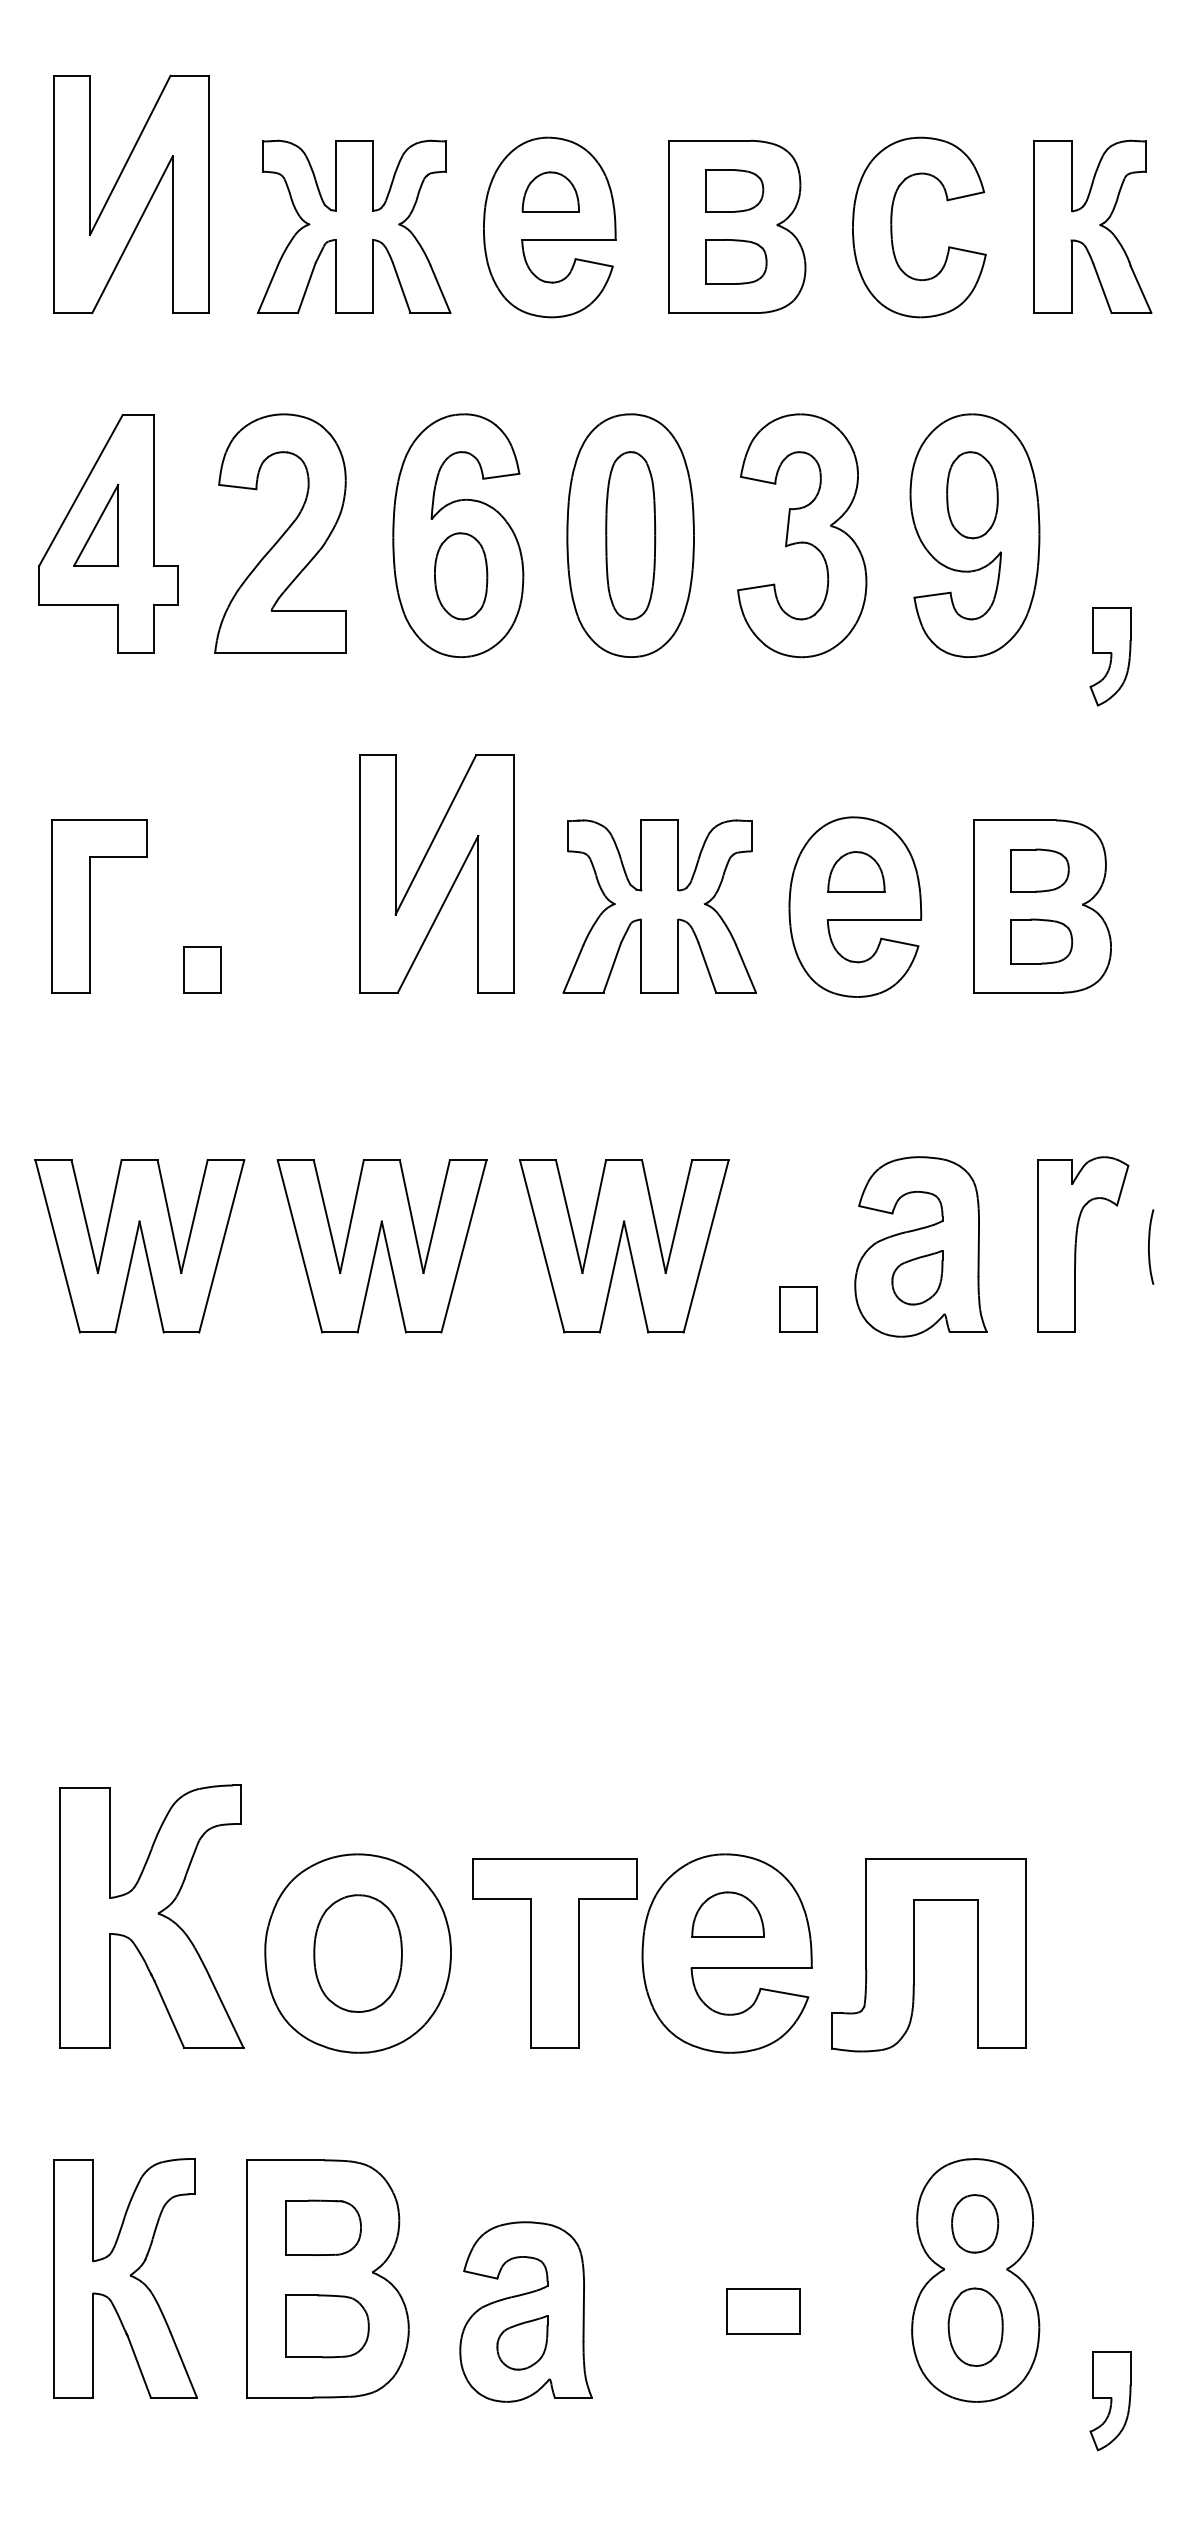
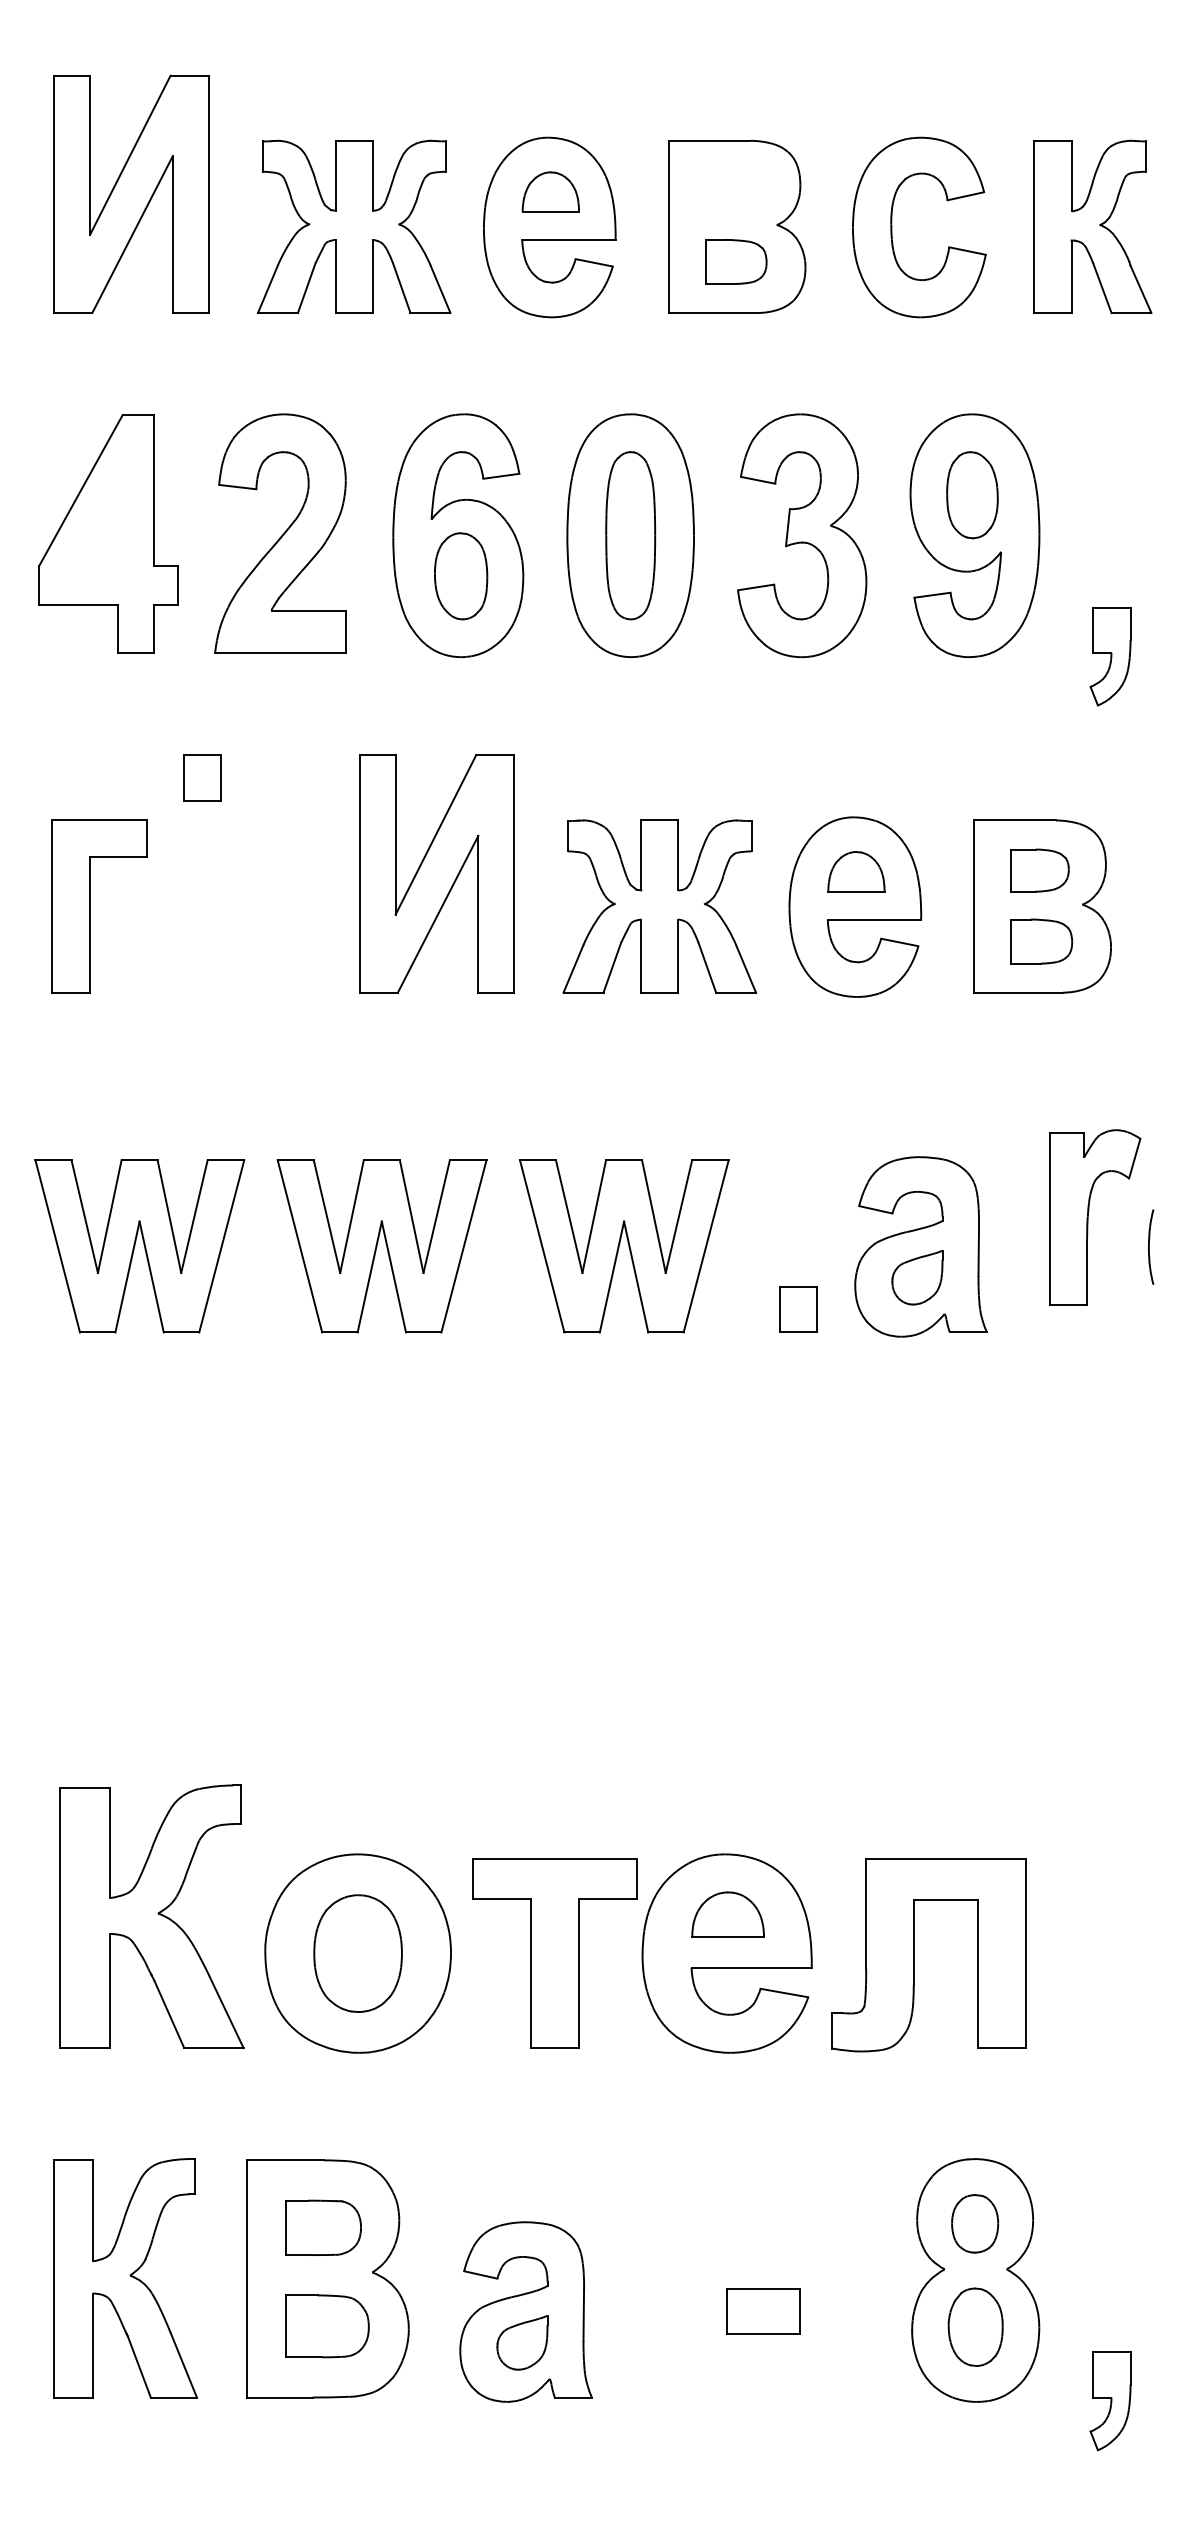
part: present -> none (734, 190)
part: present -> none (96, 525)
part position: (202, 969) -> (202, 777) (202, 777)
part position: (1076, 1244) -> (1088, 1217) (1088, 1217)
